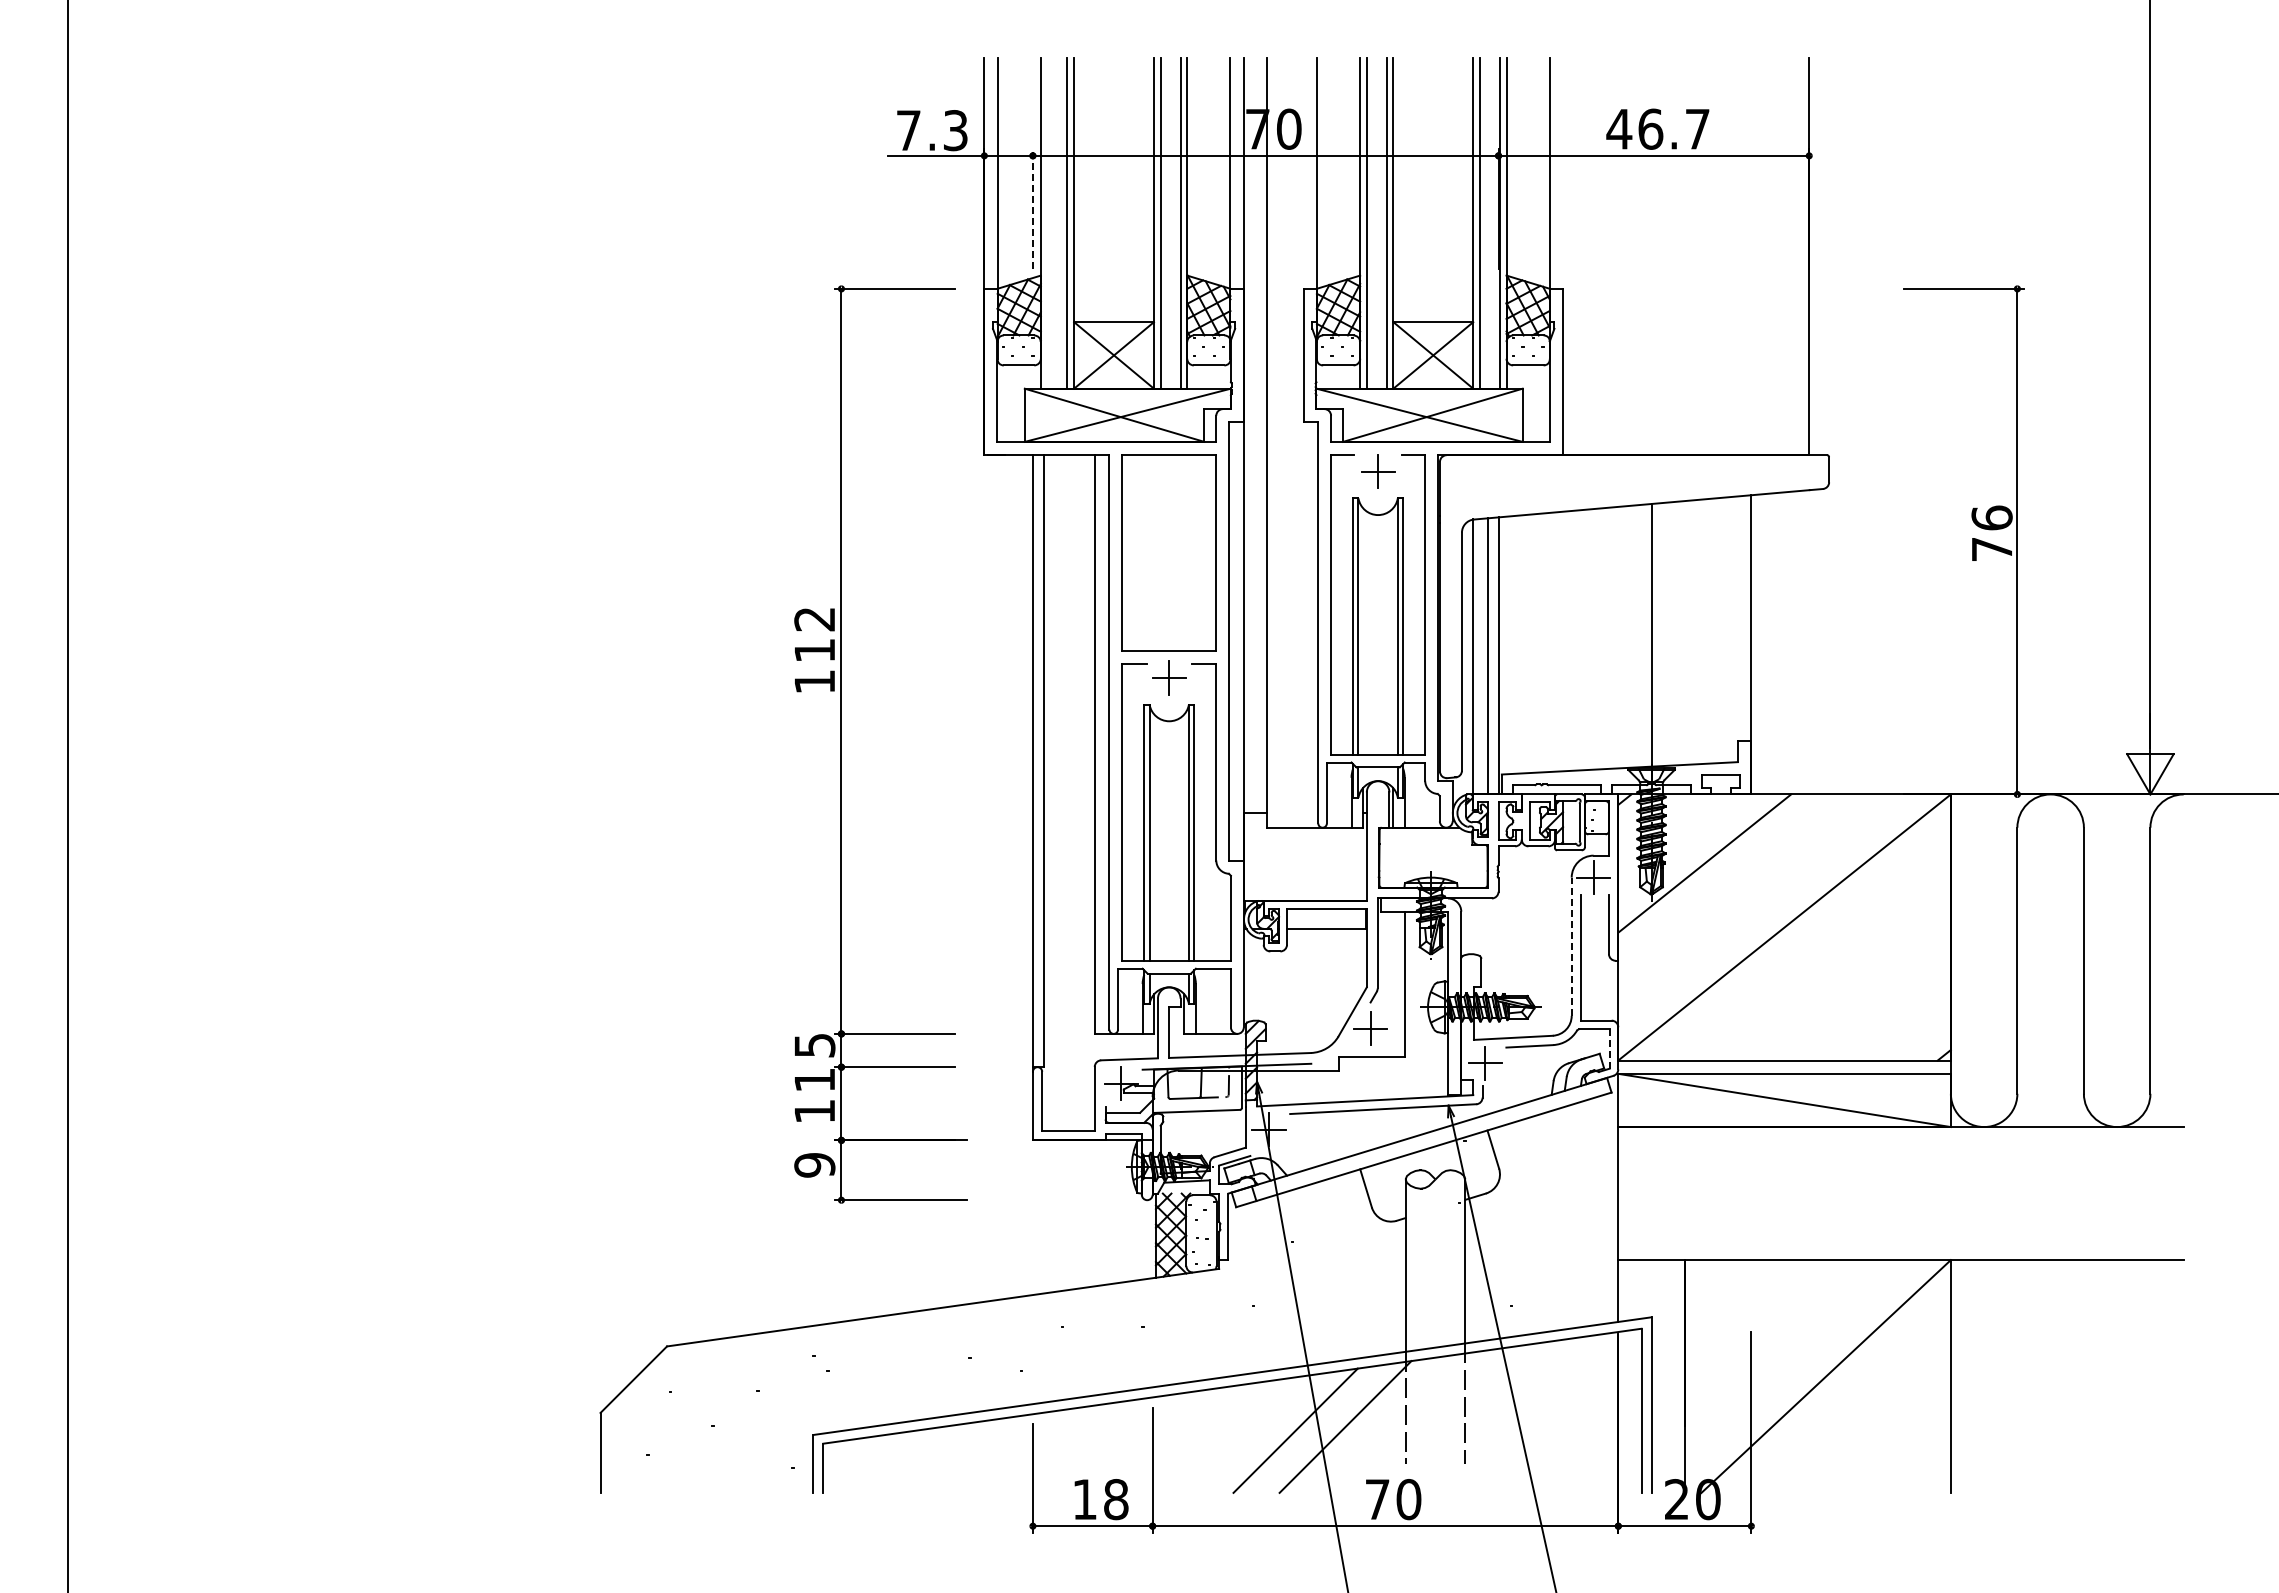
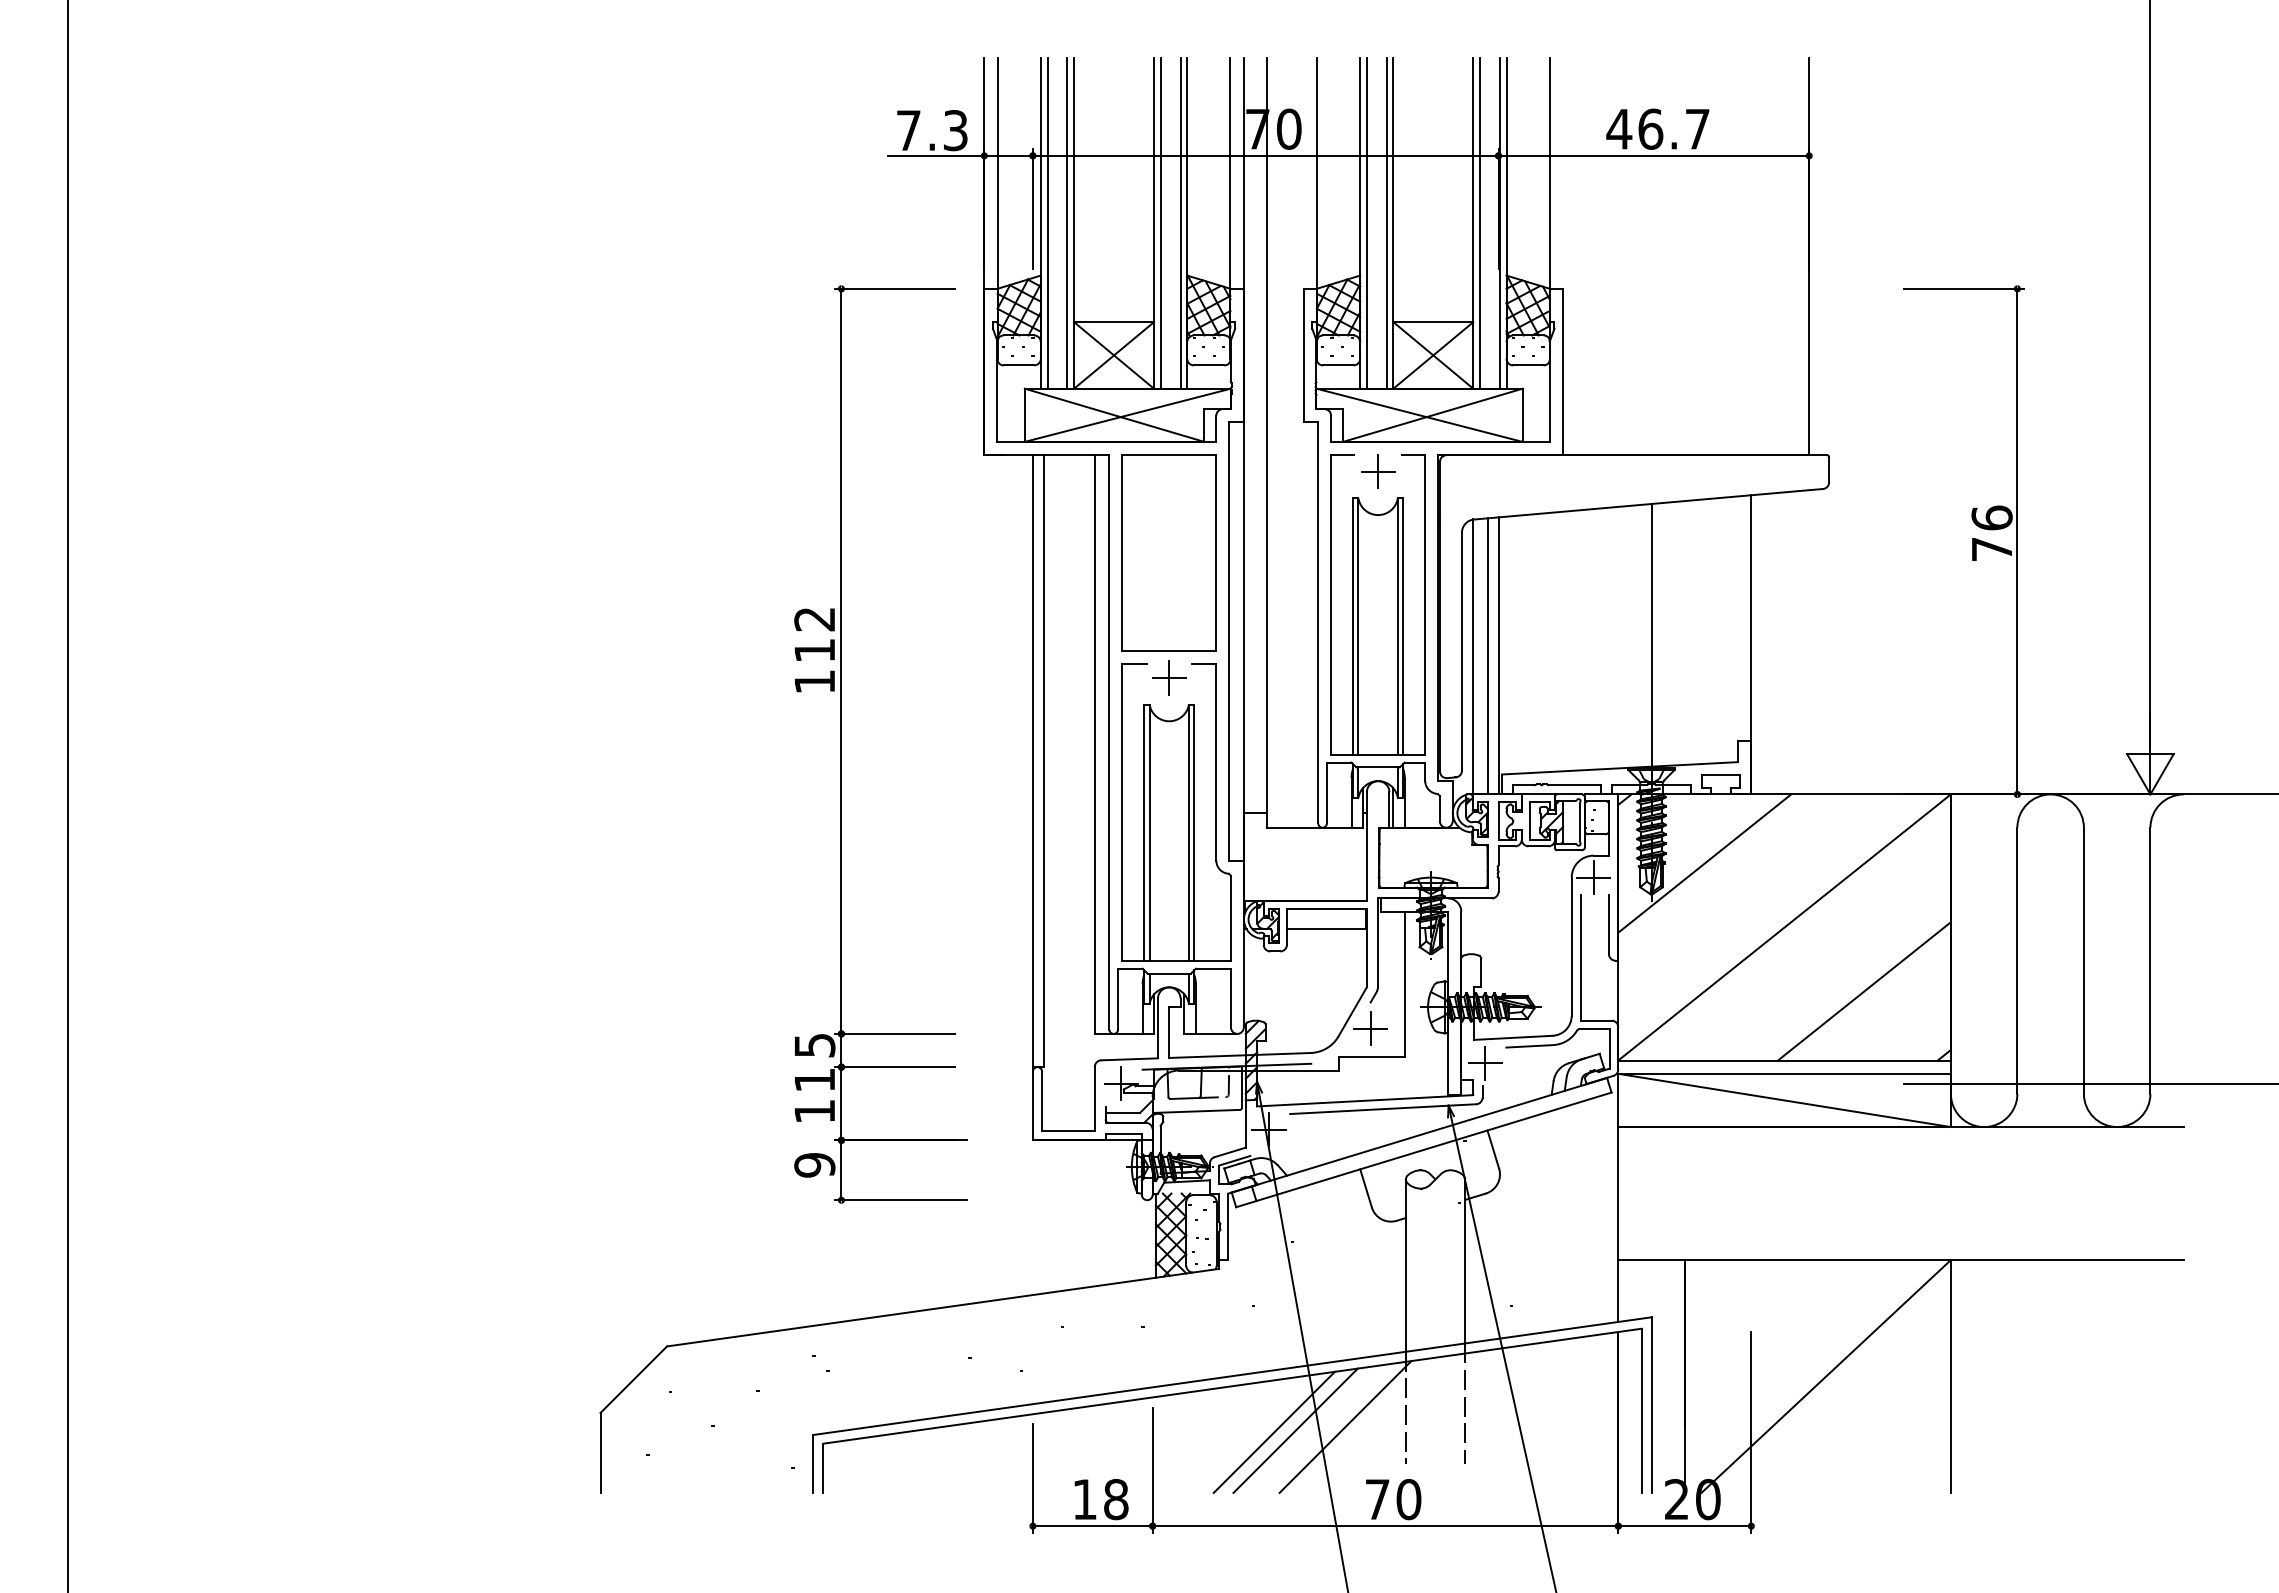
line: dashed -> solid (1032, 209)
line: none -> present (1047, 222)
line: dashed -> solid (1571, 946)
line: none -> present (1863, 991)
line: dashed -> solid (1609, 1049)
line: none -> present (2089, 1083)
line: none -> present (1273, 1431)
